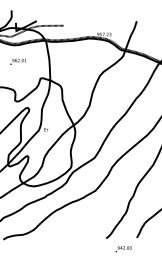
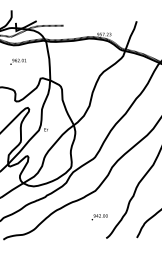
text position: (123, 249) -> (99, 217) (99, 217)
